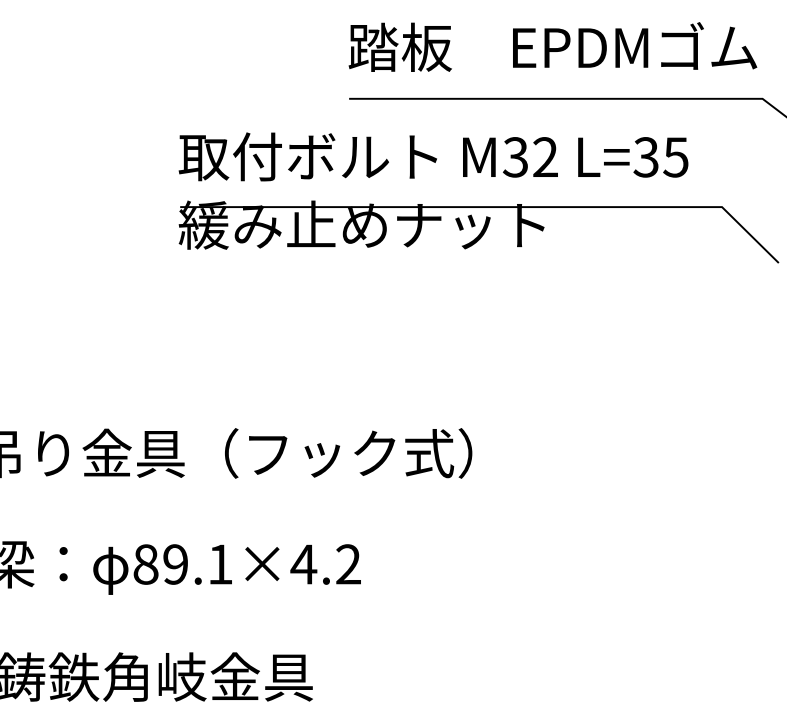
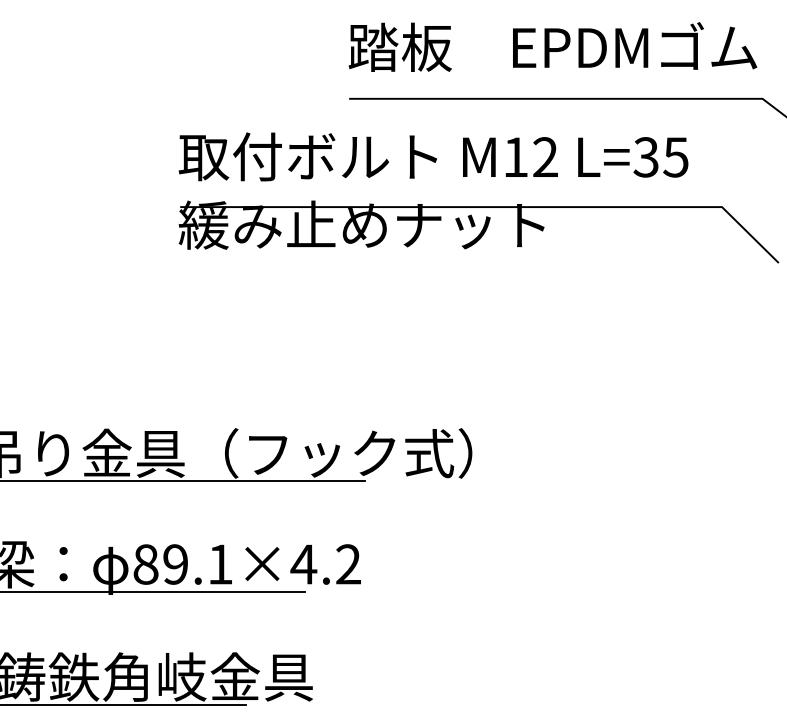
text: M32 -> M12 (514, 157)
line: none -> present (183, 480)
line: none -> present (153, 591)
line: none -> present (123, 704)
